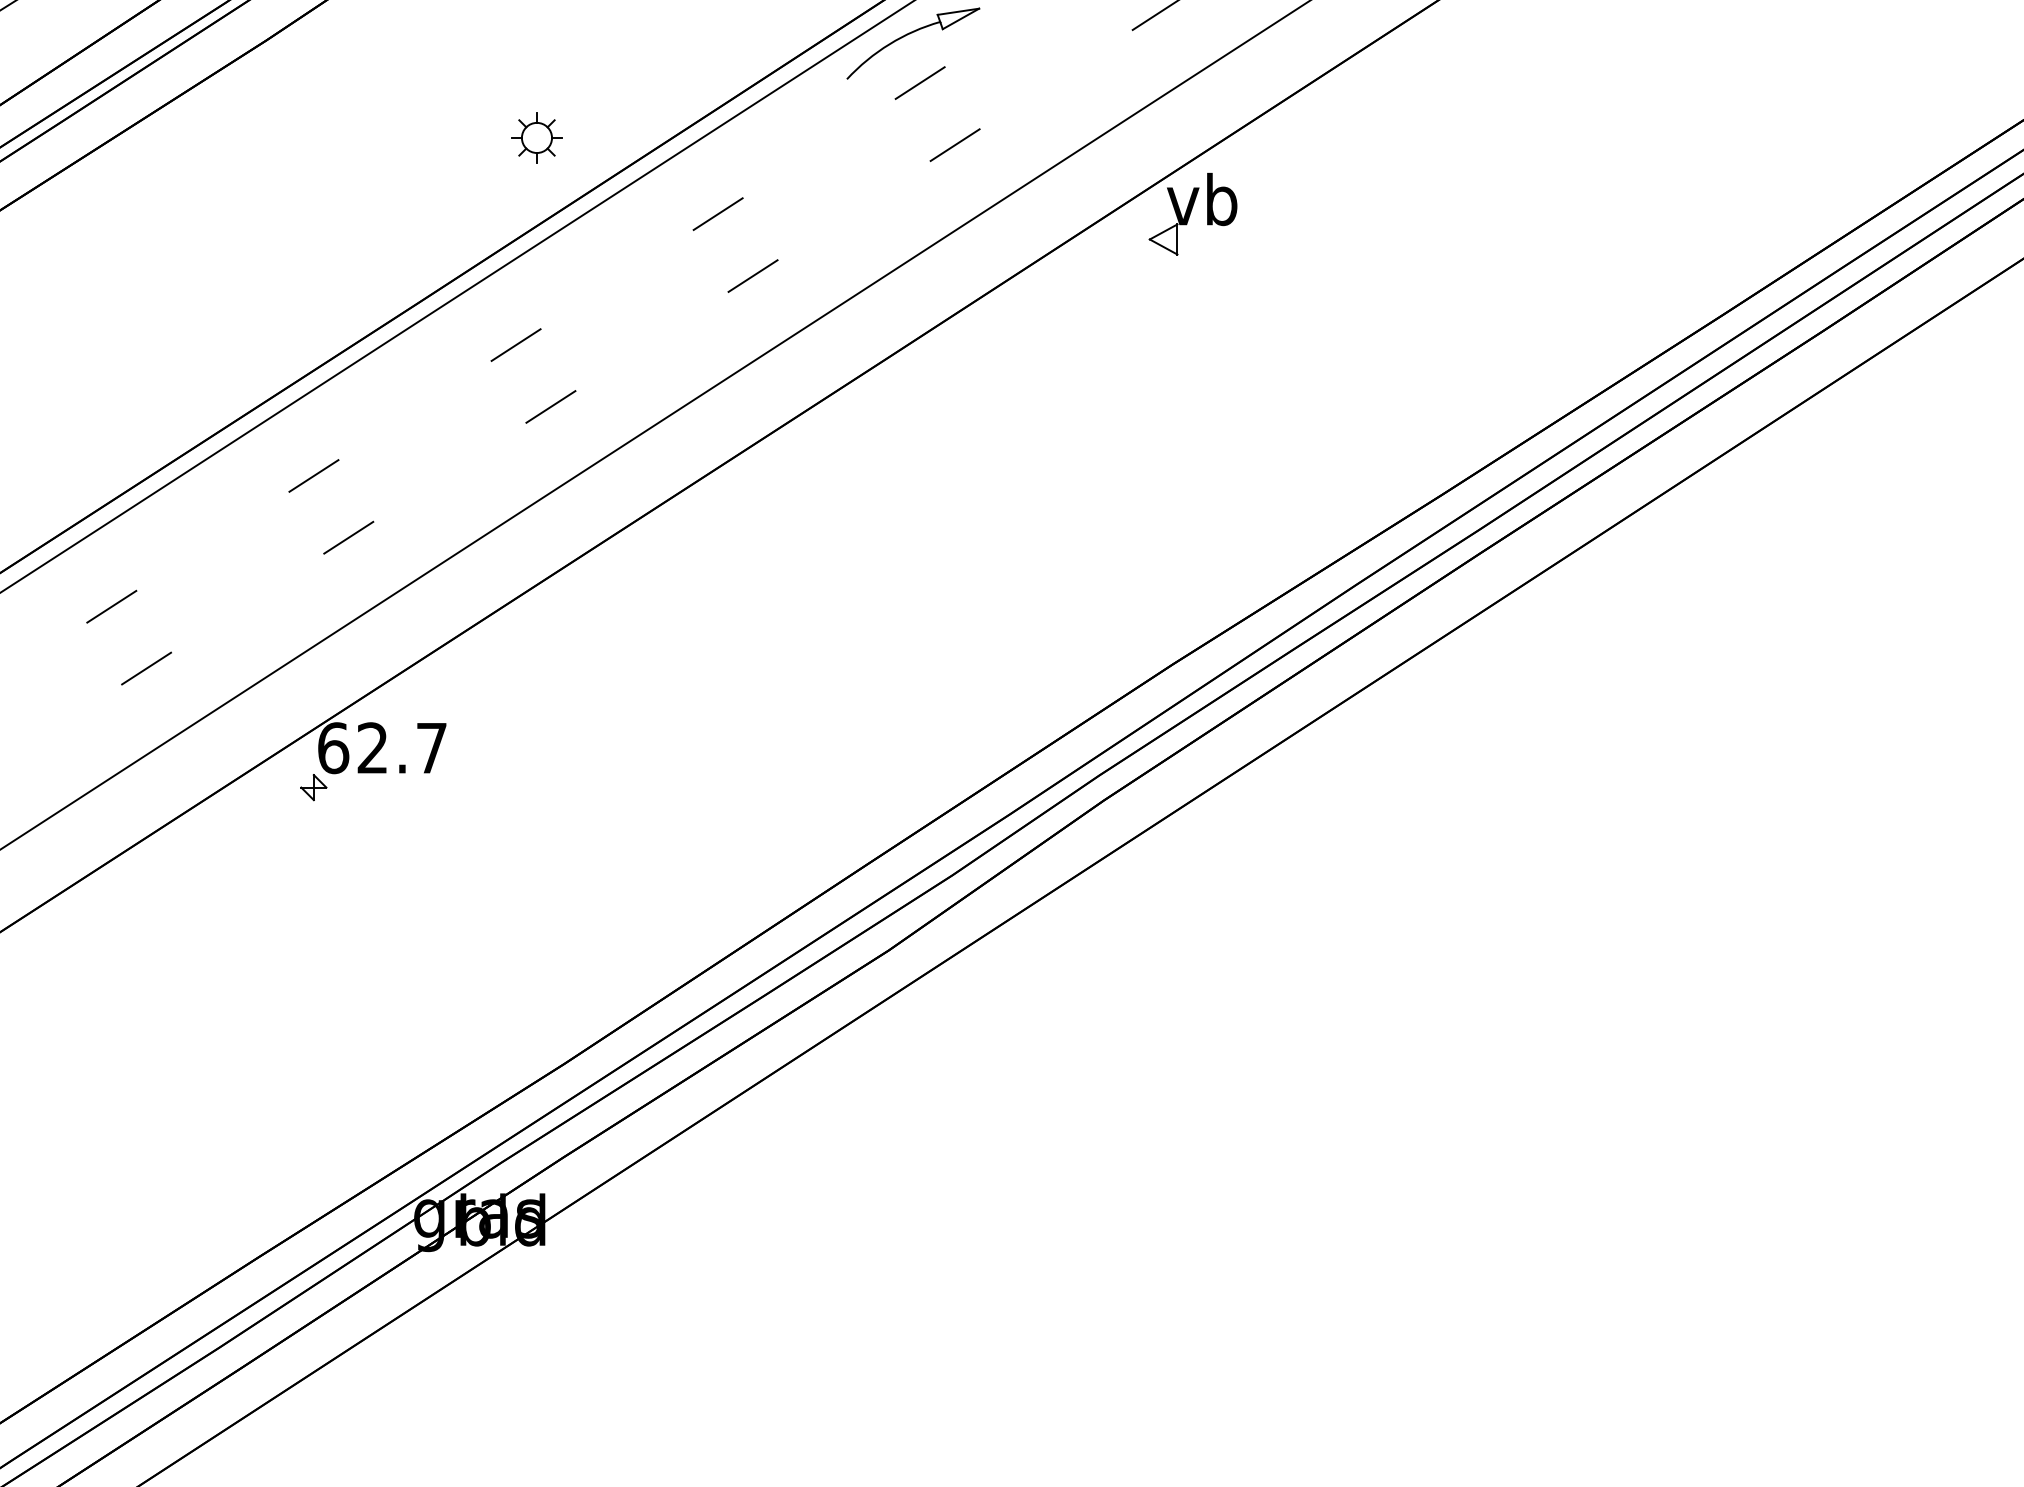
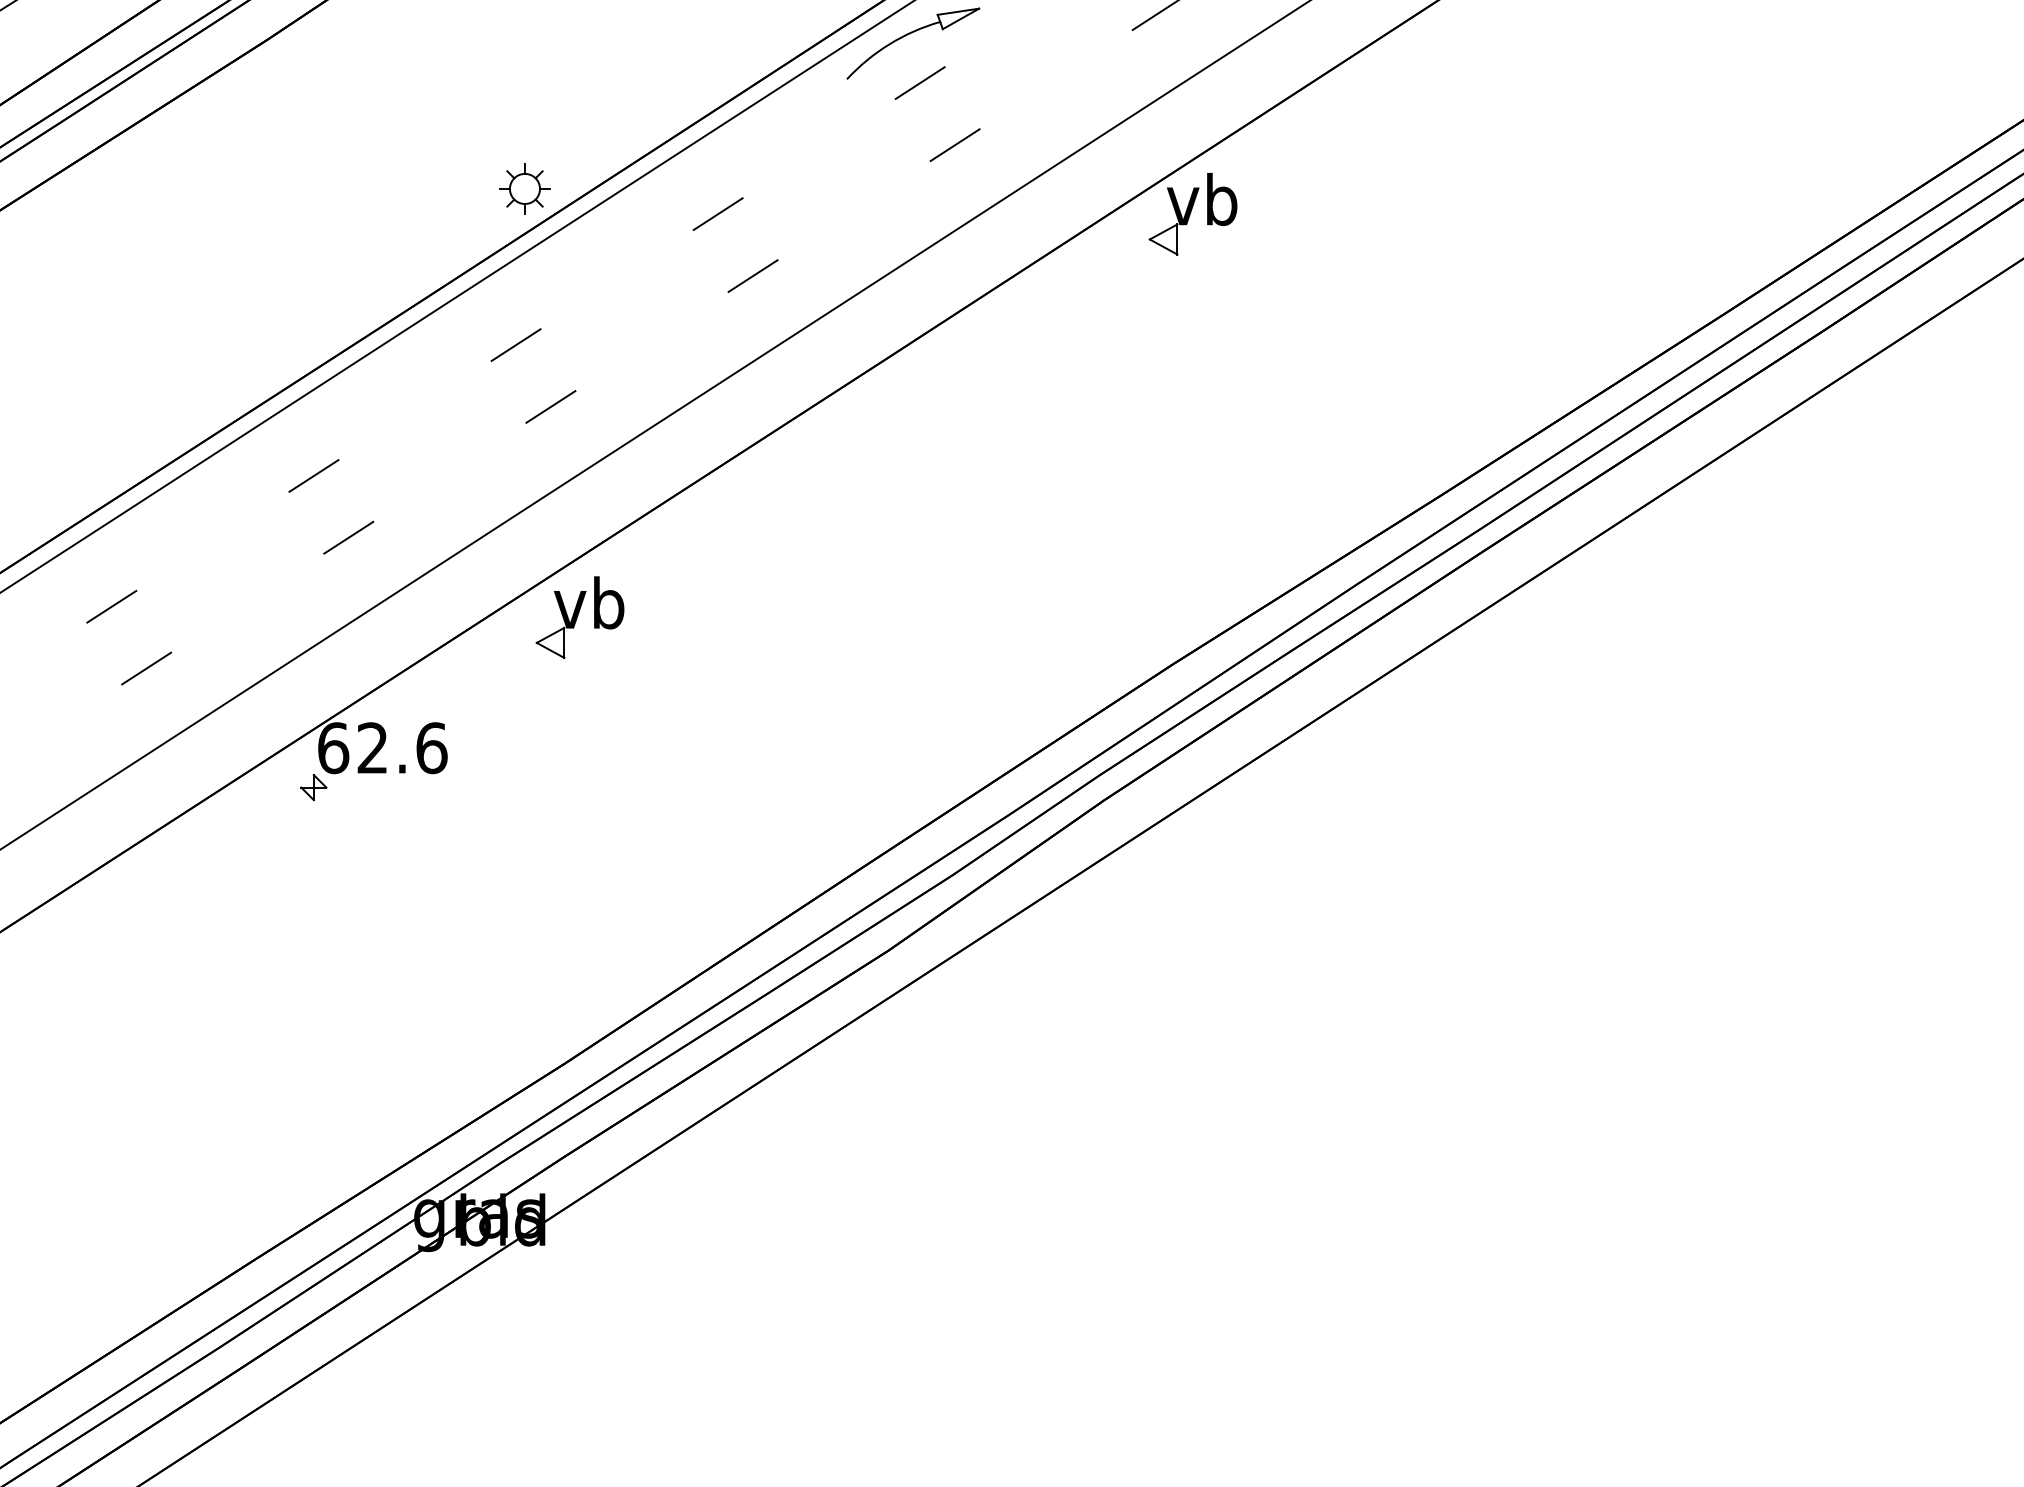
part position: (536, 137) -> (524, 188) (524, 188)
part: none -> present (579, 617)
text: 62.7 -> 62.6 (431, 748)
